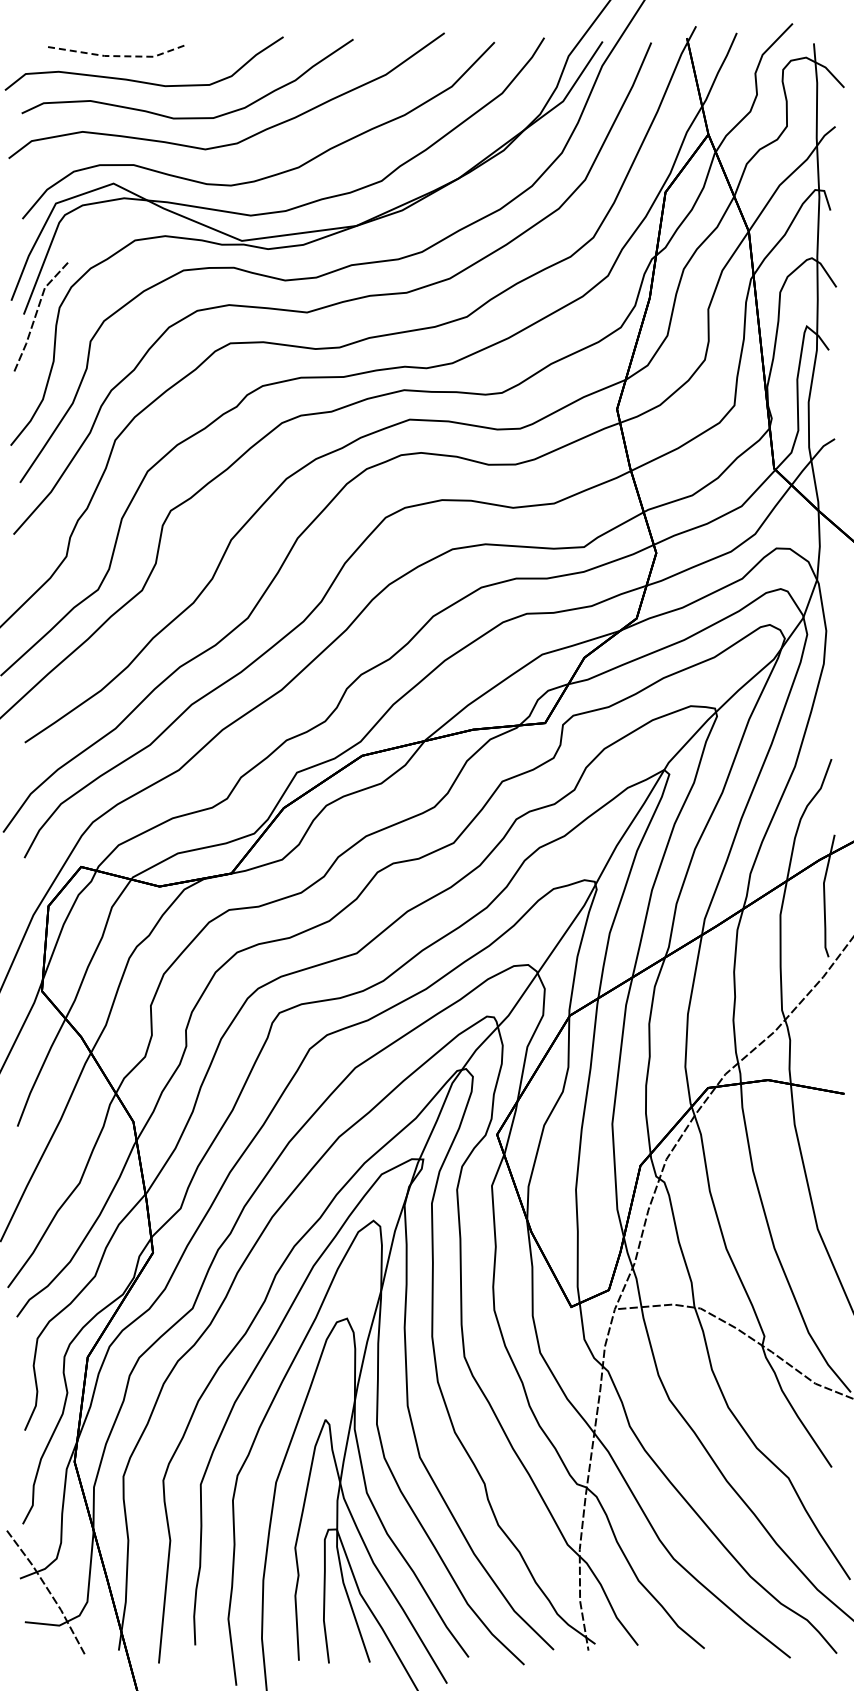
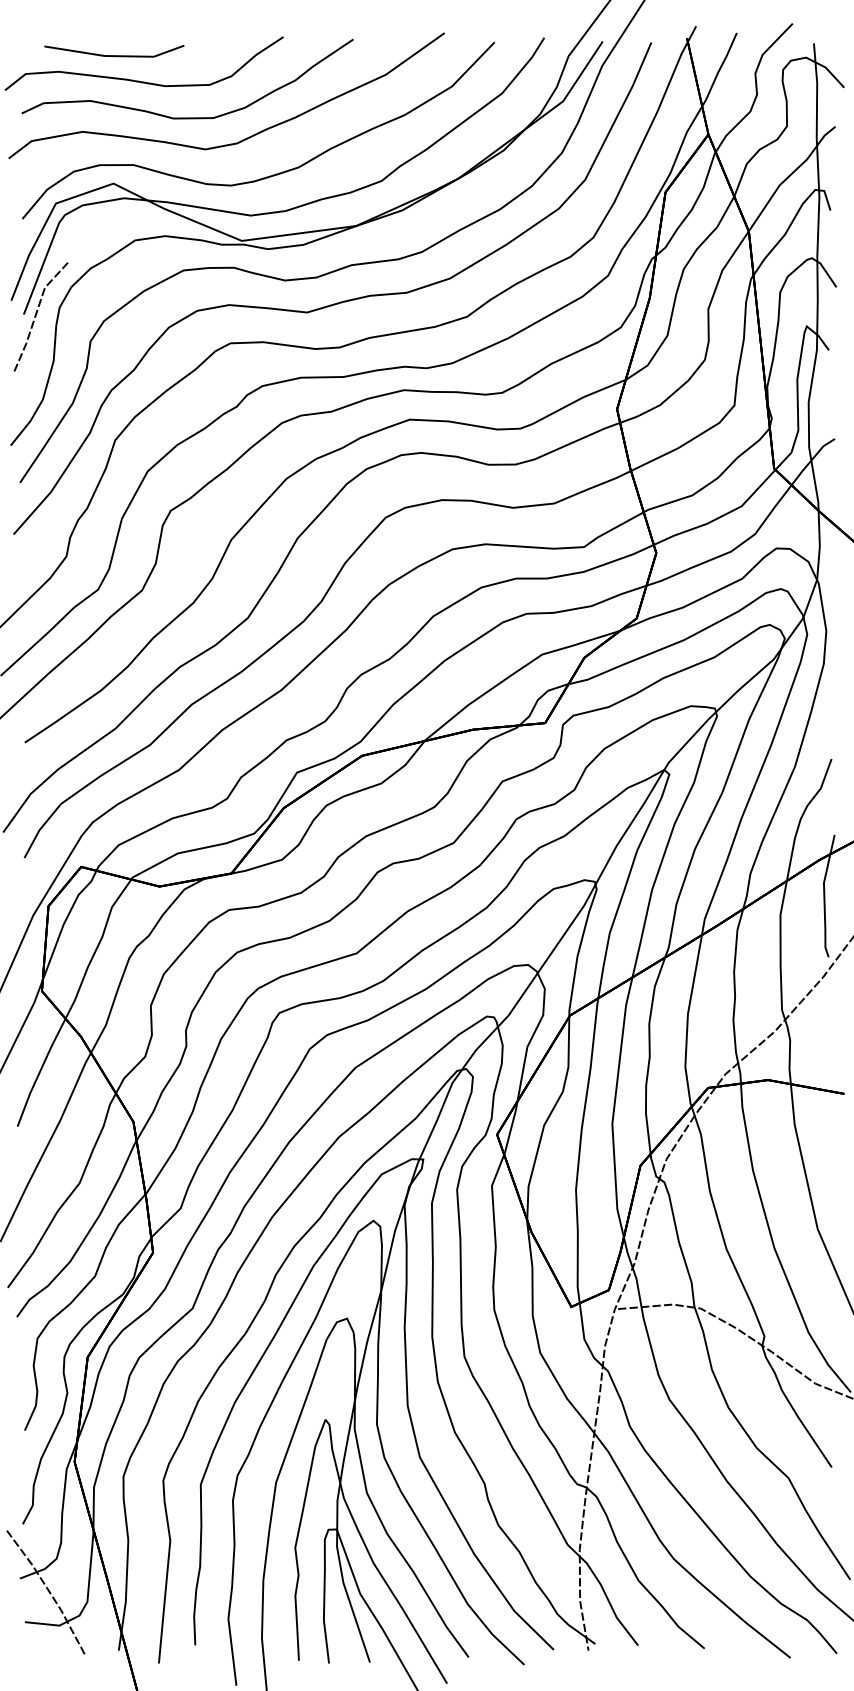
line: dashed -> solid (115, 56)
